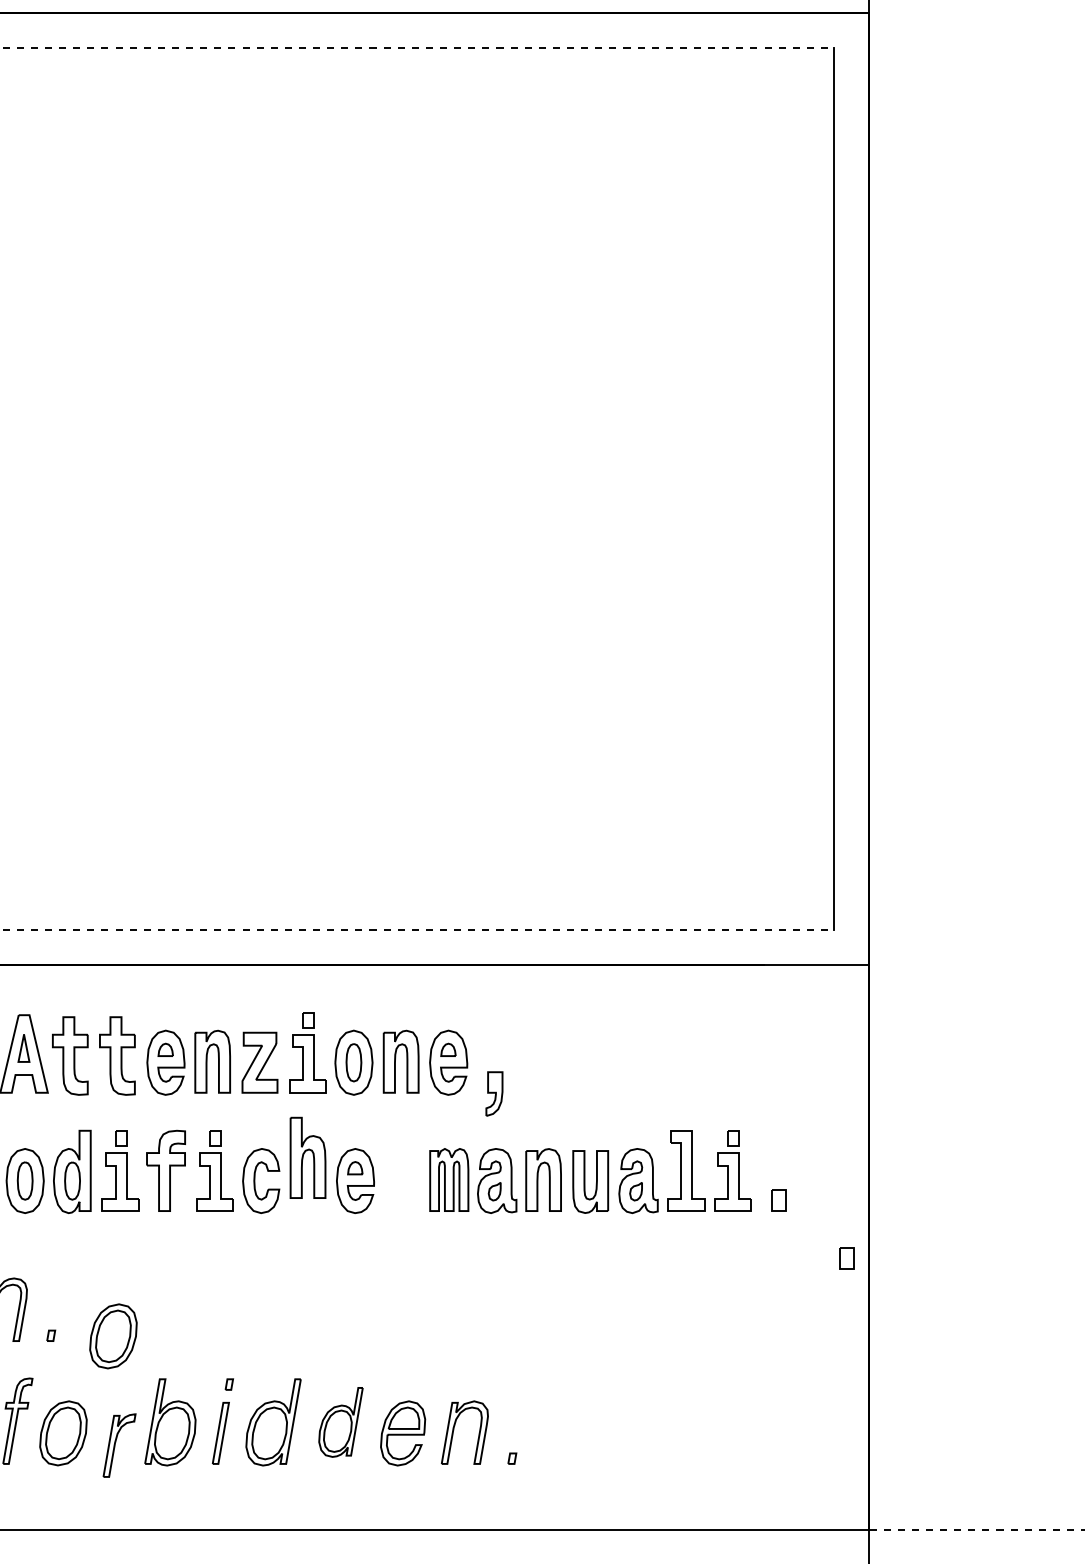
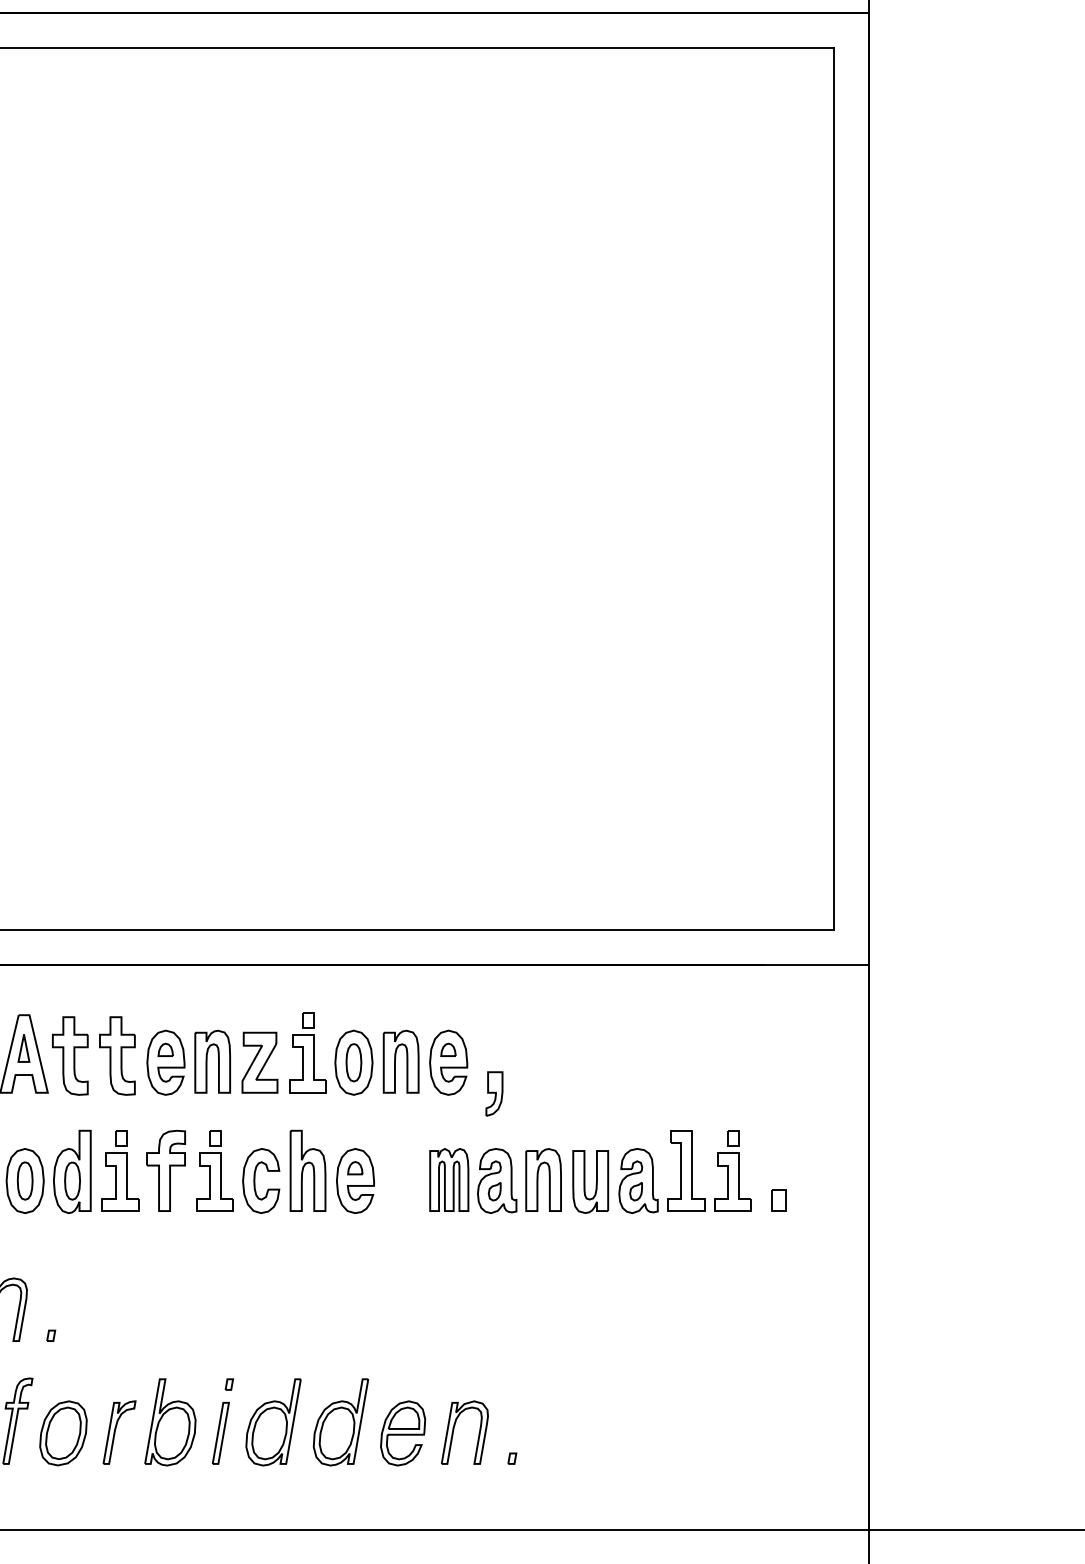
line: dashed -> solid (417, 48)
line: dashed -> solid (417, 930)
part position: (307, 1157) -> (307, 1170) (307, 1170)
part: present -> none (846, 1258)
part: present -> none (113, 1336)
part size: 46x71 px -> 58x89 px (340, 1422)
part position: (119, 1445) -> (119, 1432) (119, 1432)
line: dashed -> solid (977, 1529)
